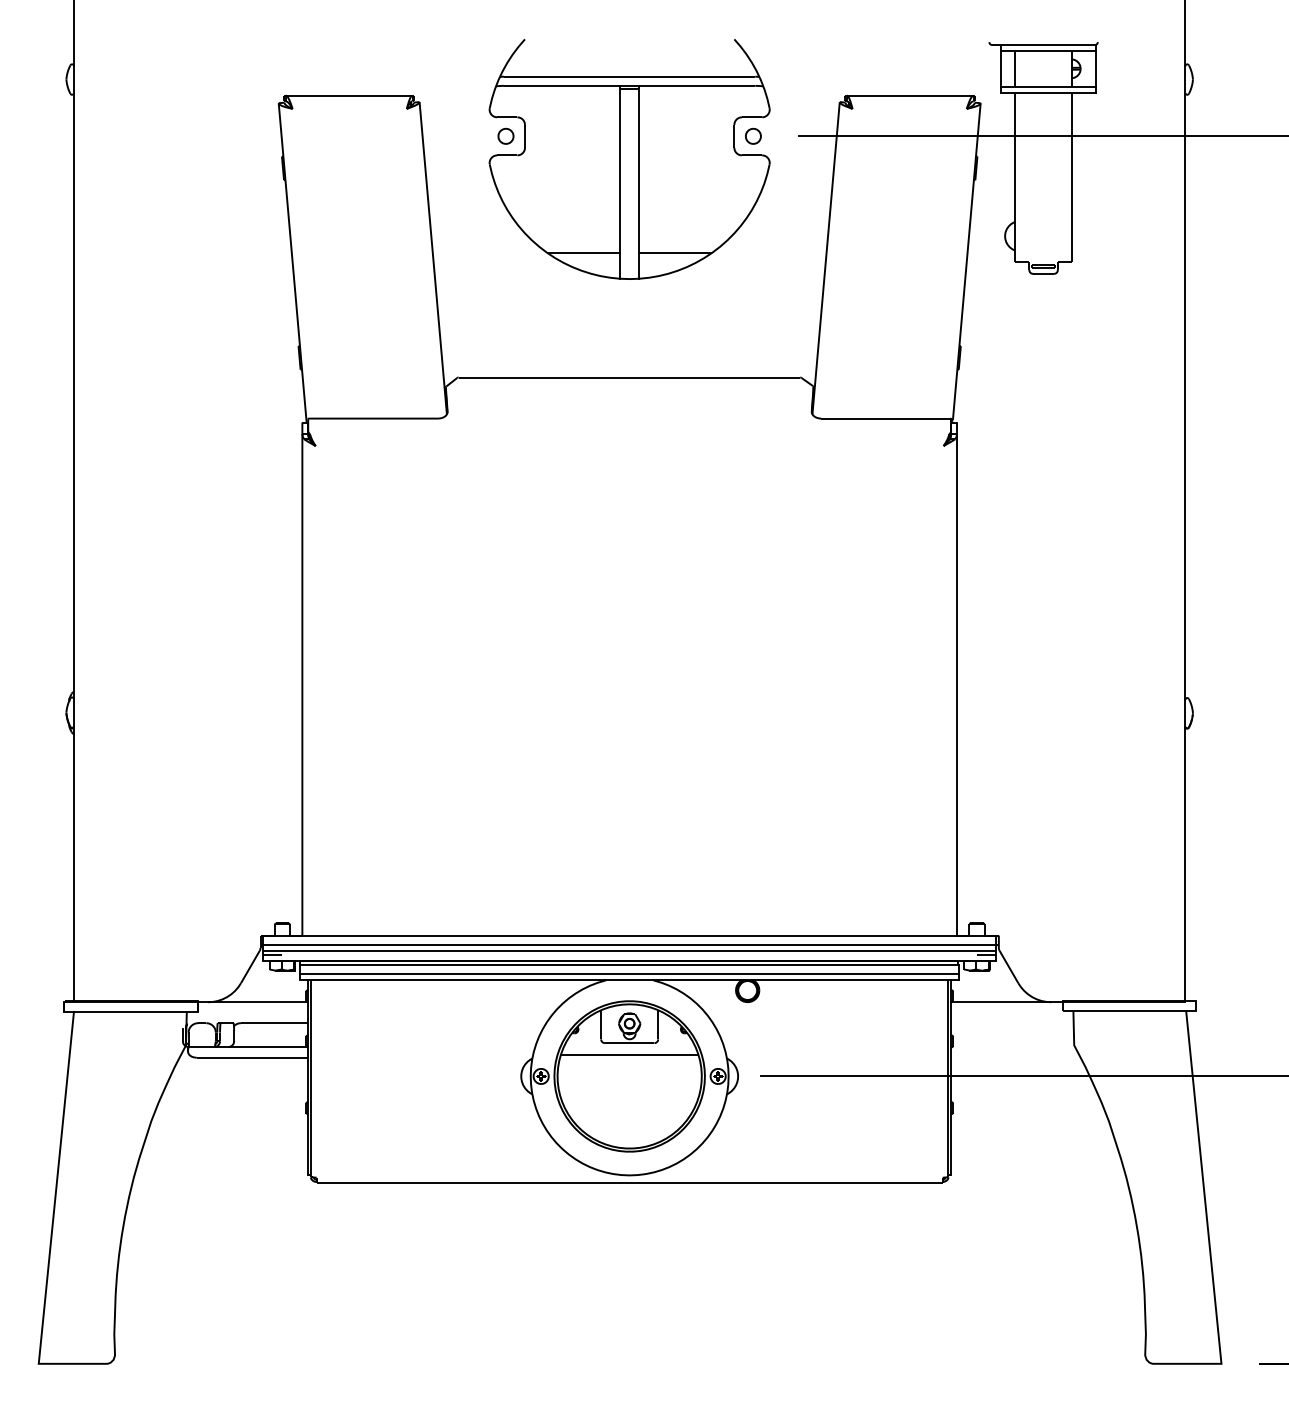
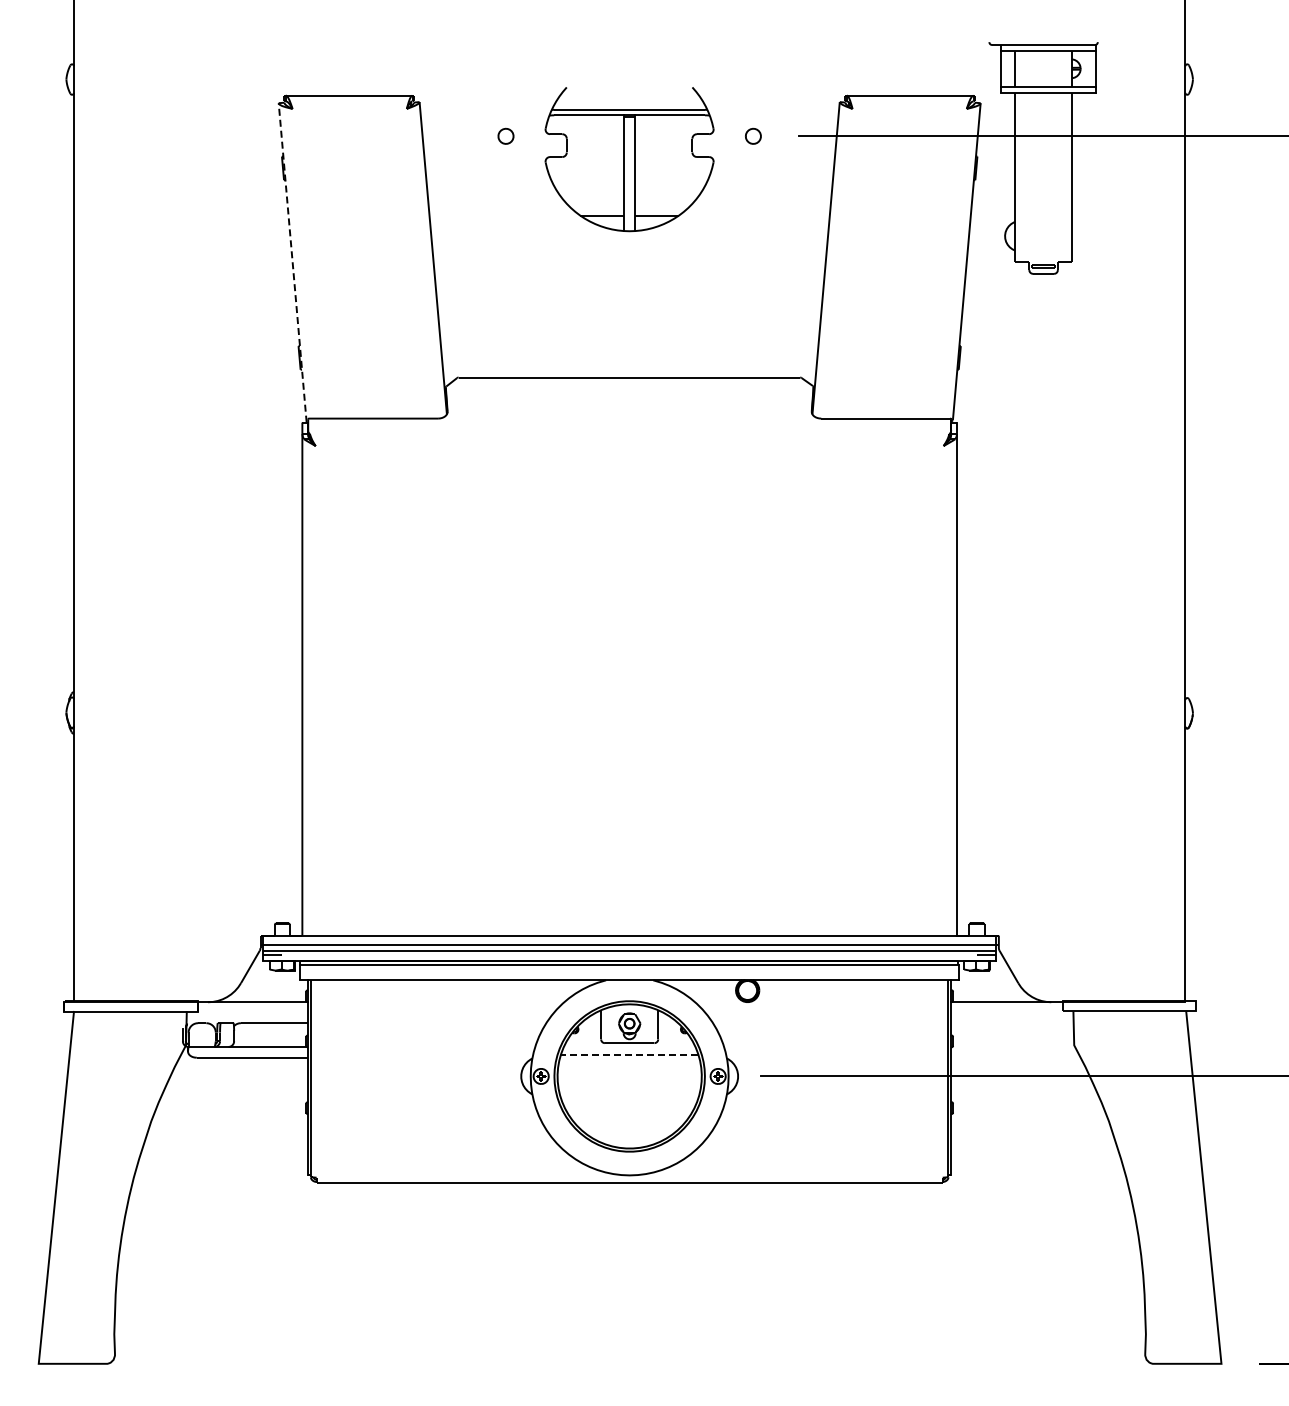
part size: 283x241 px -> 171x146 px (629, 159)
line: solid -> dashed (292, 262)
line: present -> none (629, 974)
line: solid -> dashed (629, 1054)
